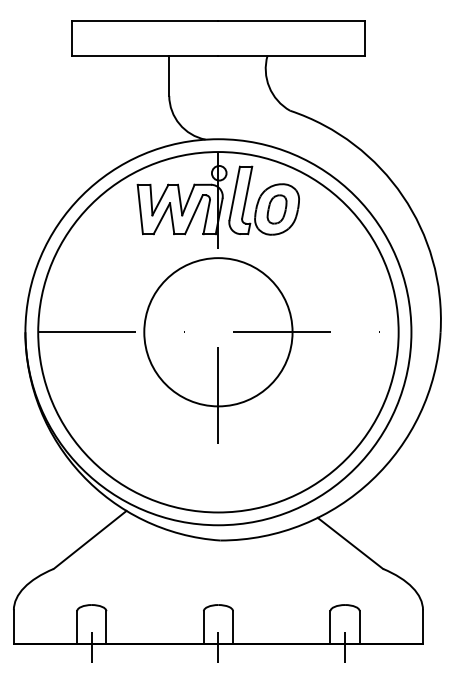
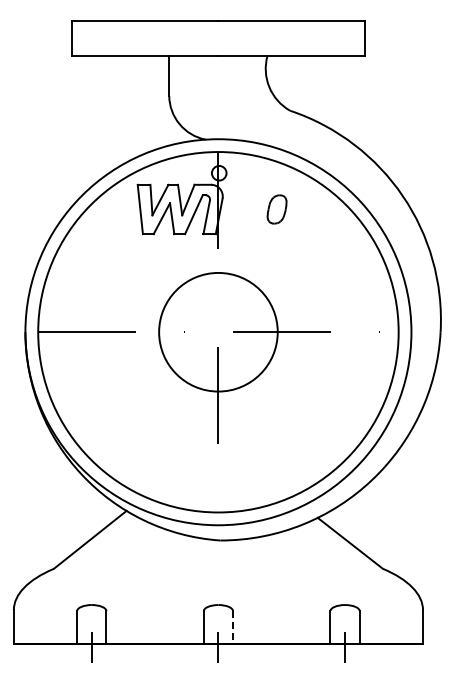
part: present -> none (263, 200)
circle diameter: 148 px -> 119 px (218, 331)
line: solid -> dashed (233, 628)
